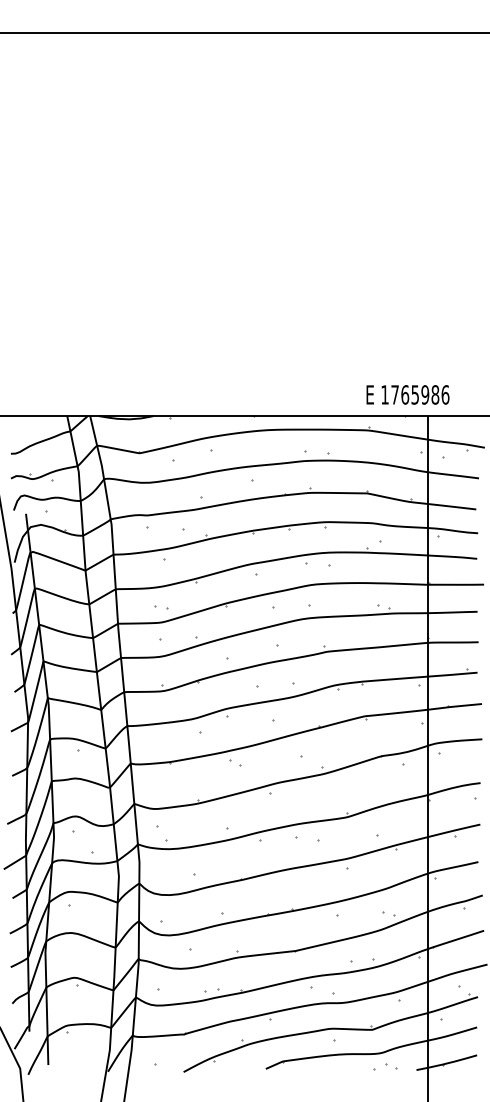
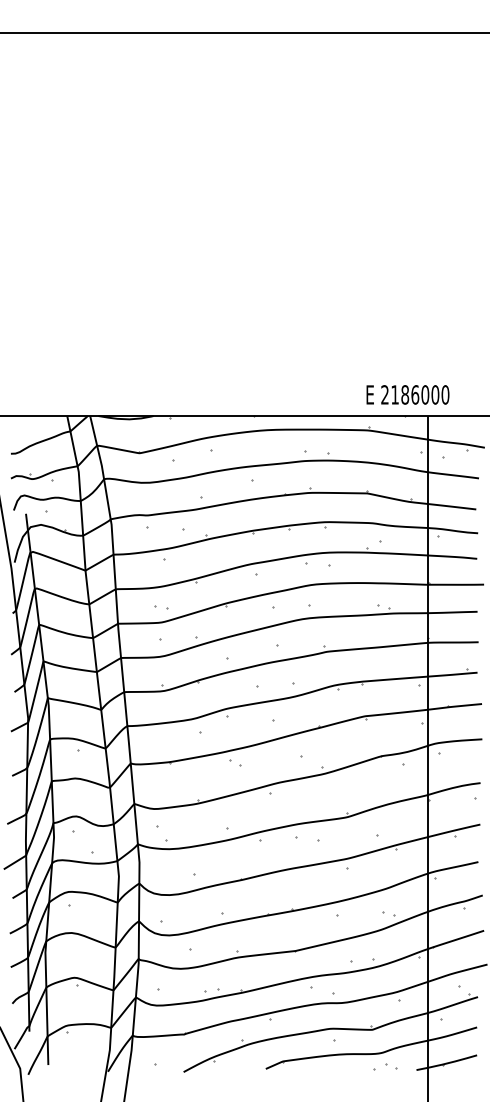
text: 1765986 -> 2186000 (415, 394)
